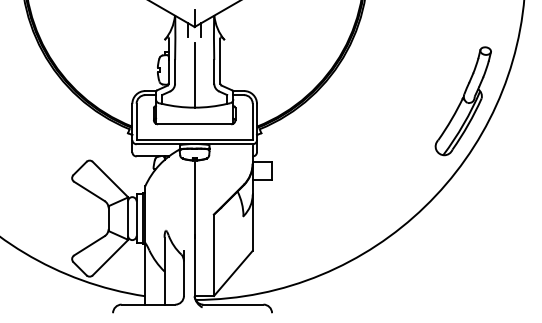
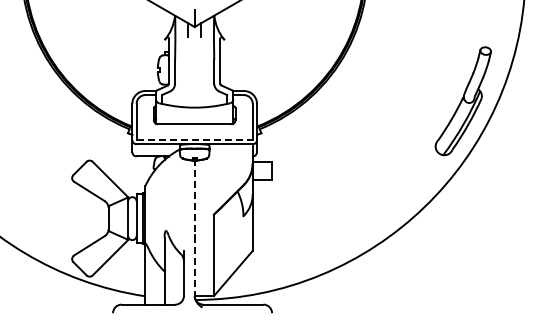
line: present -> none (194, 74)
line: solid -> dashed (195, 139)
line: solid -> dashed (194, 227)
